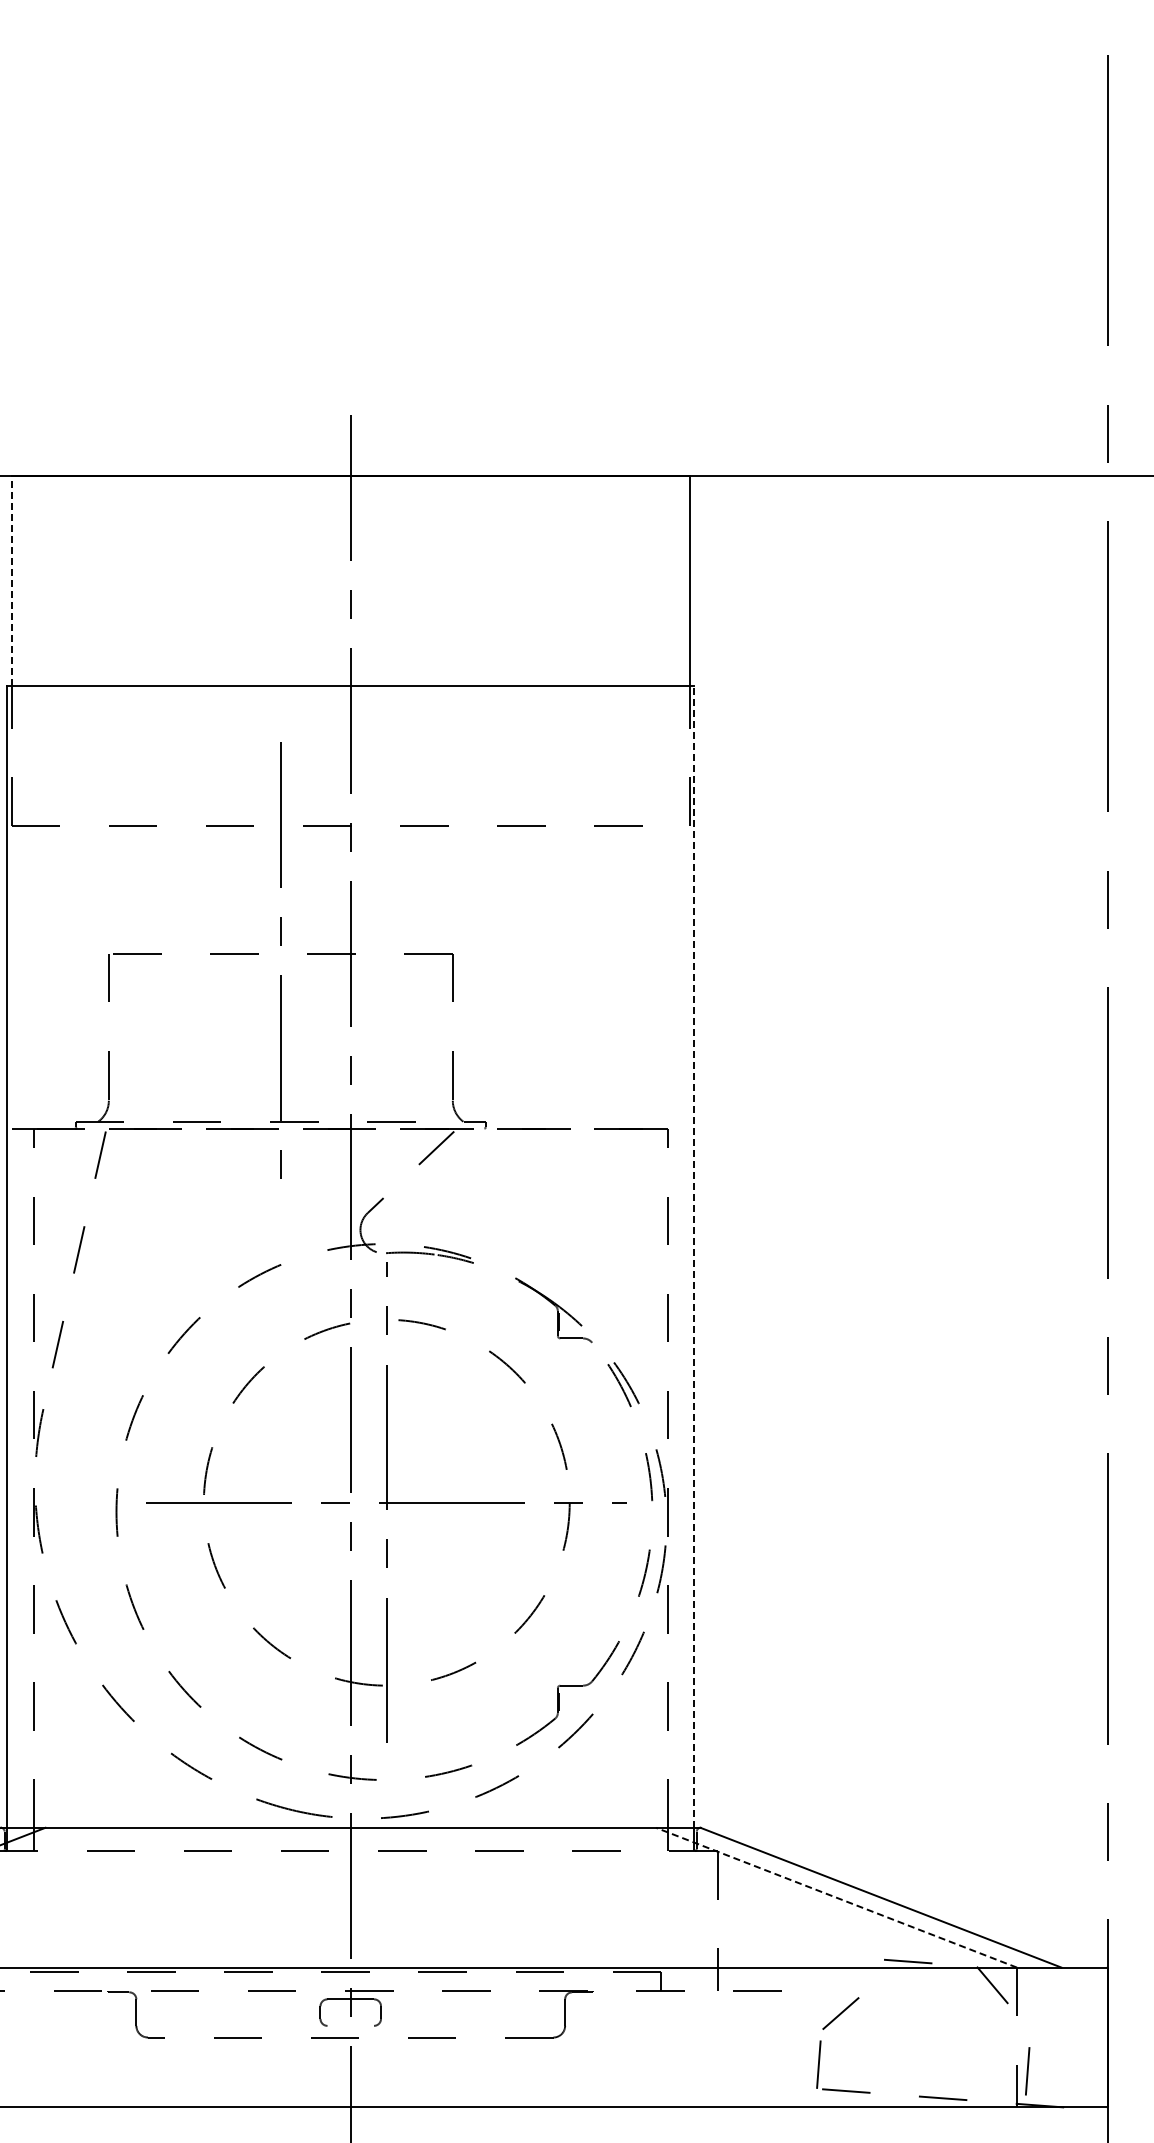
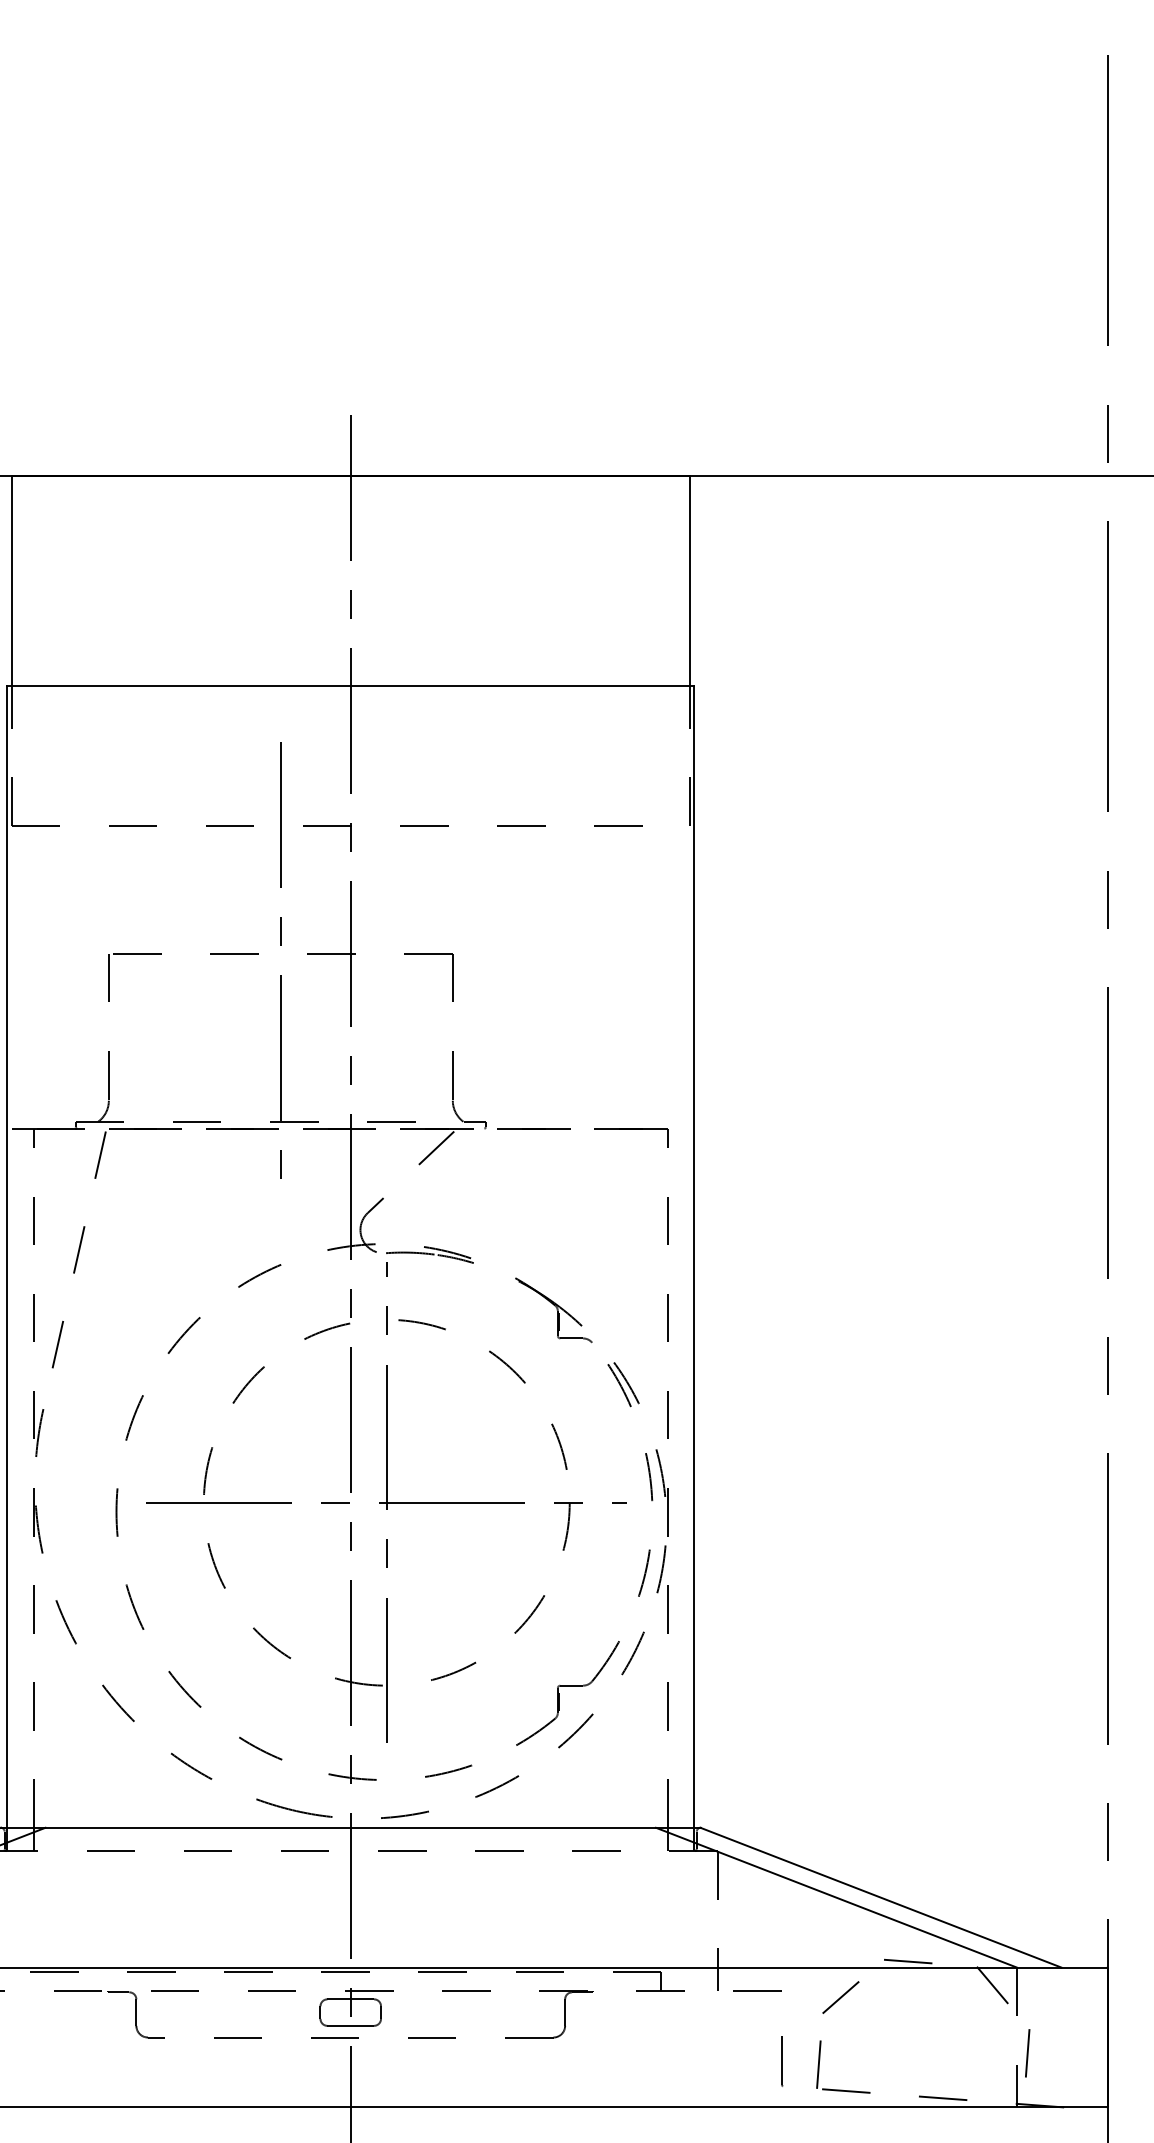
line: dashed -> solid (11, 581)
line: dashed -> solid (694, 1256)
line: dashed -> solid (836, 1897)
line position: (840, 2013) -> (840, 1997) (840, 1997)
line: none -> present (350, 2025)
line: none -> present (782, 2061)
line position: (1027, 2071) -> (1027, 2053) (1027, 2053)
